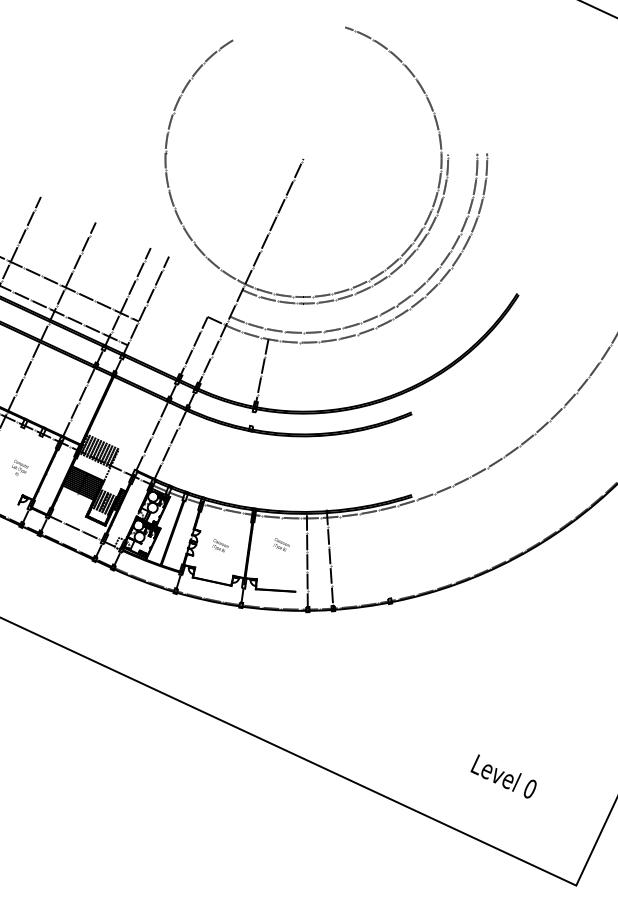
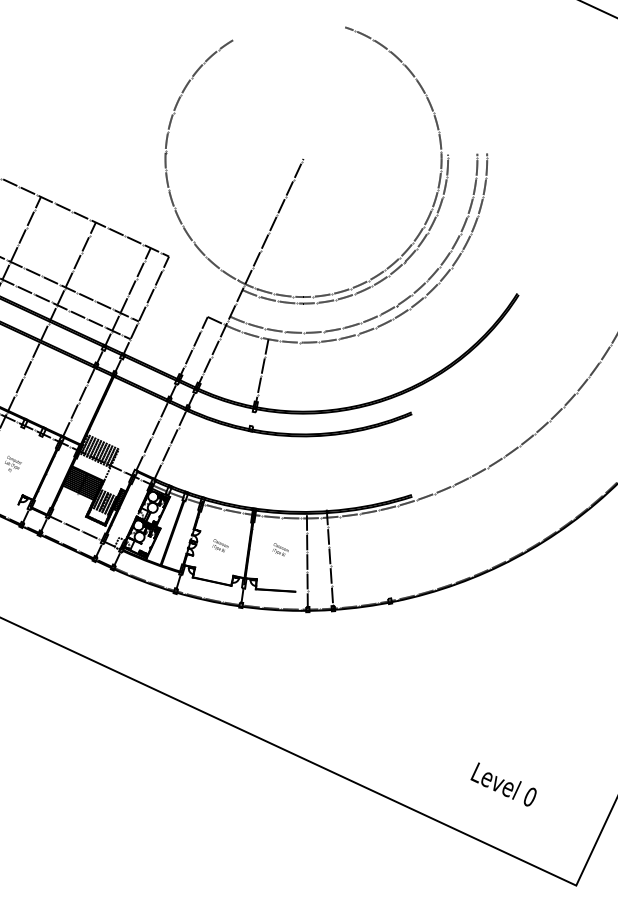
line: none -> present (85, 217)
line position: (64, 316) -> (66, 309) (66, 309)
text position: (20, 468) -> (13, 464) (13, 464)
text position: (281, 544) -> (280, 549) (280, 549)
text position: (503, 776) -> (503, 784) (503, 784)
